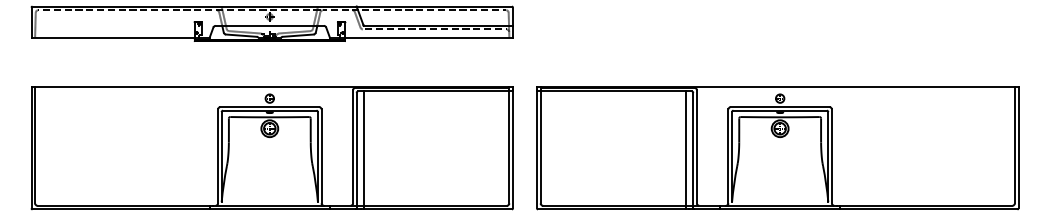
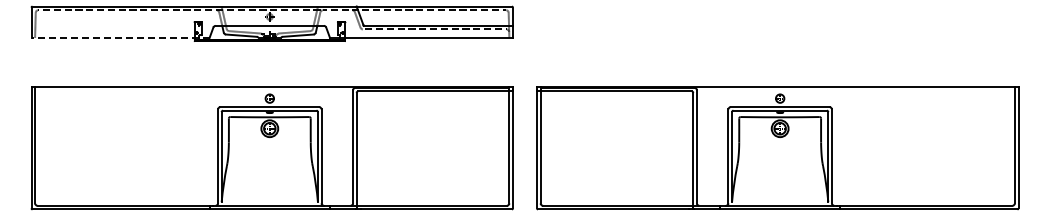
line: solid -> dashed (120, 37)
line: present -> none (363, 150)
line: present -> none (686, 150)
